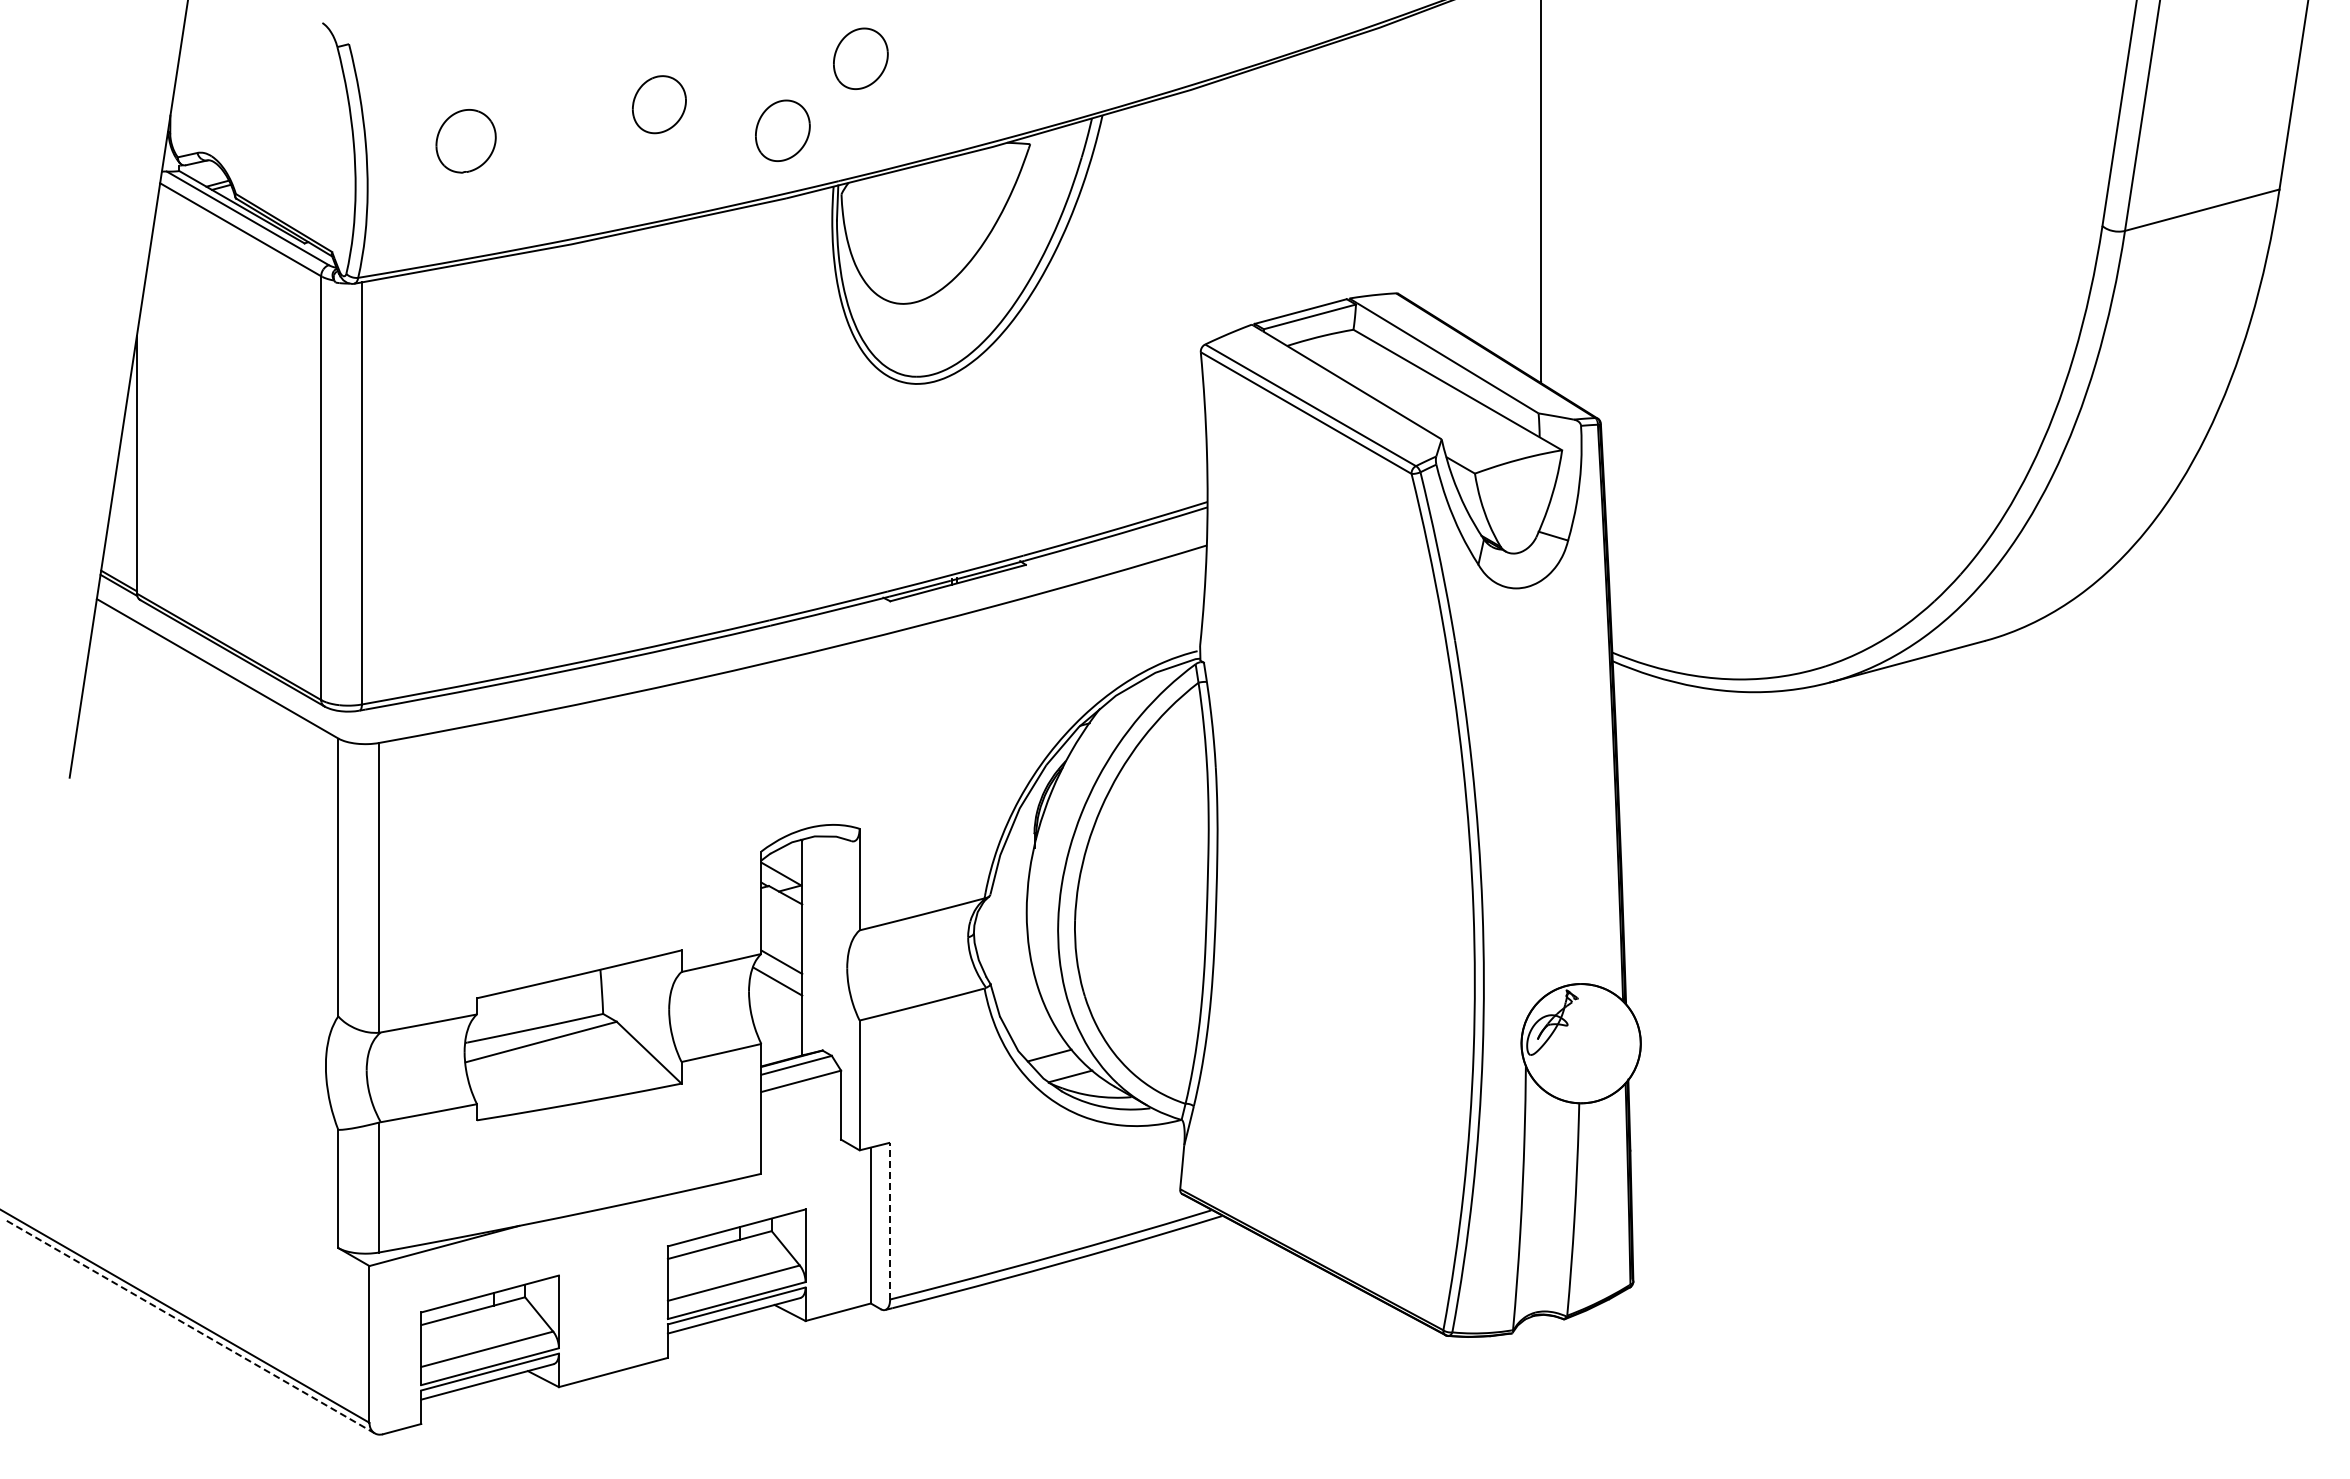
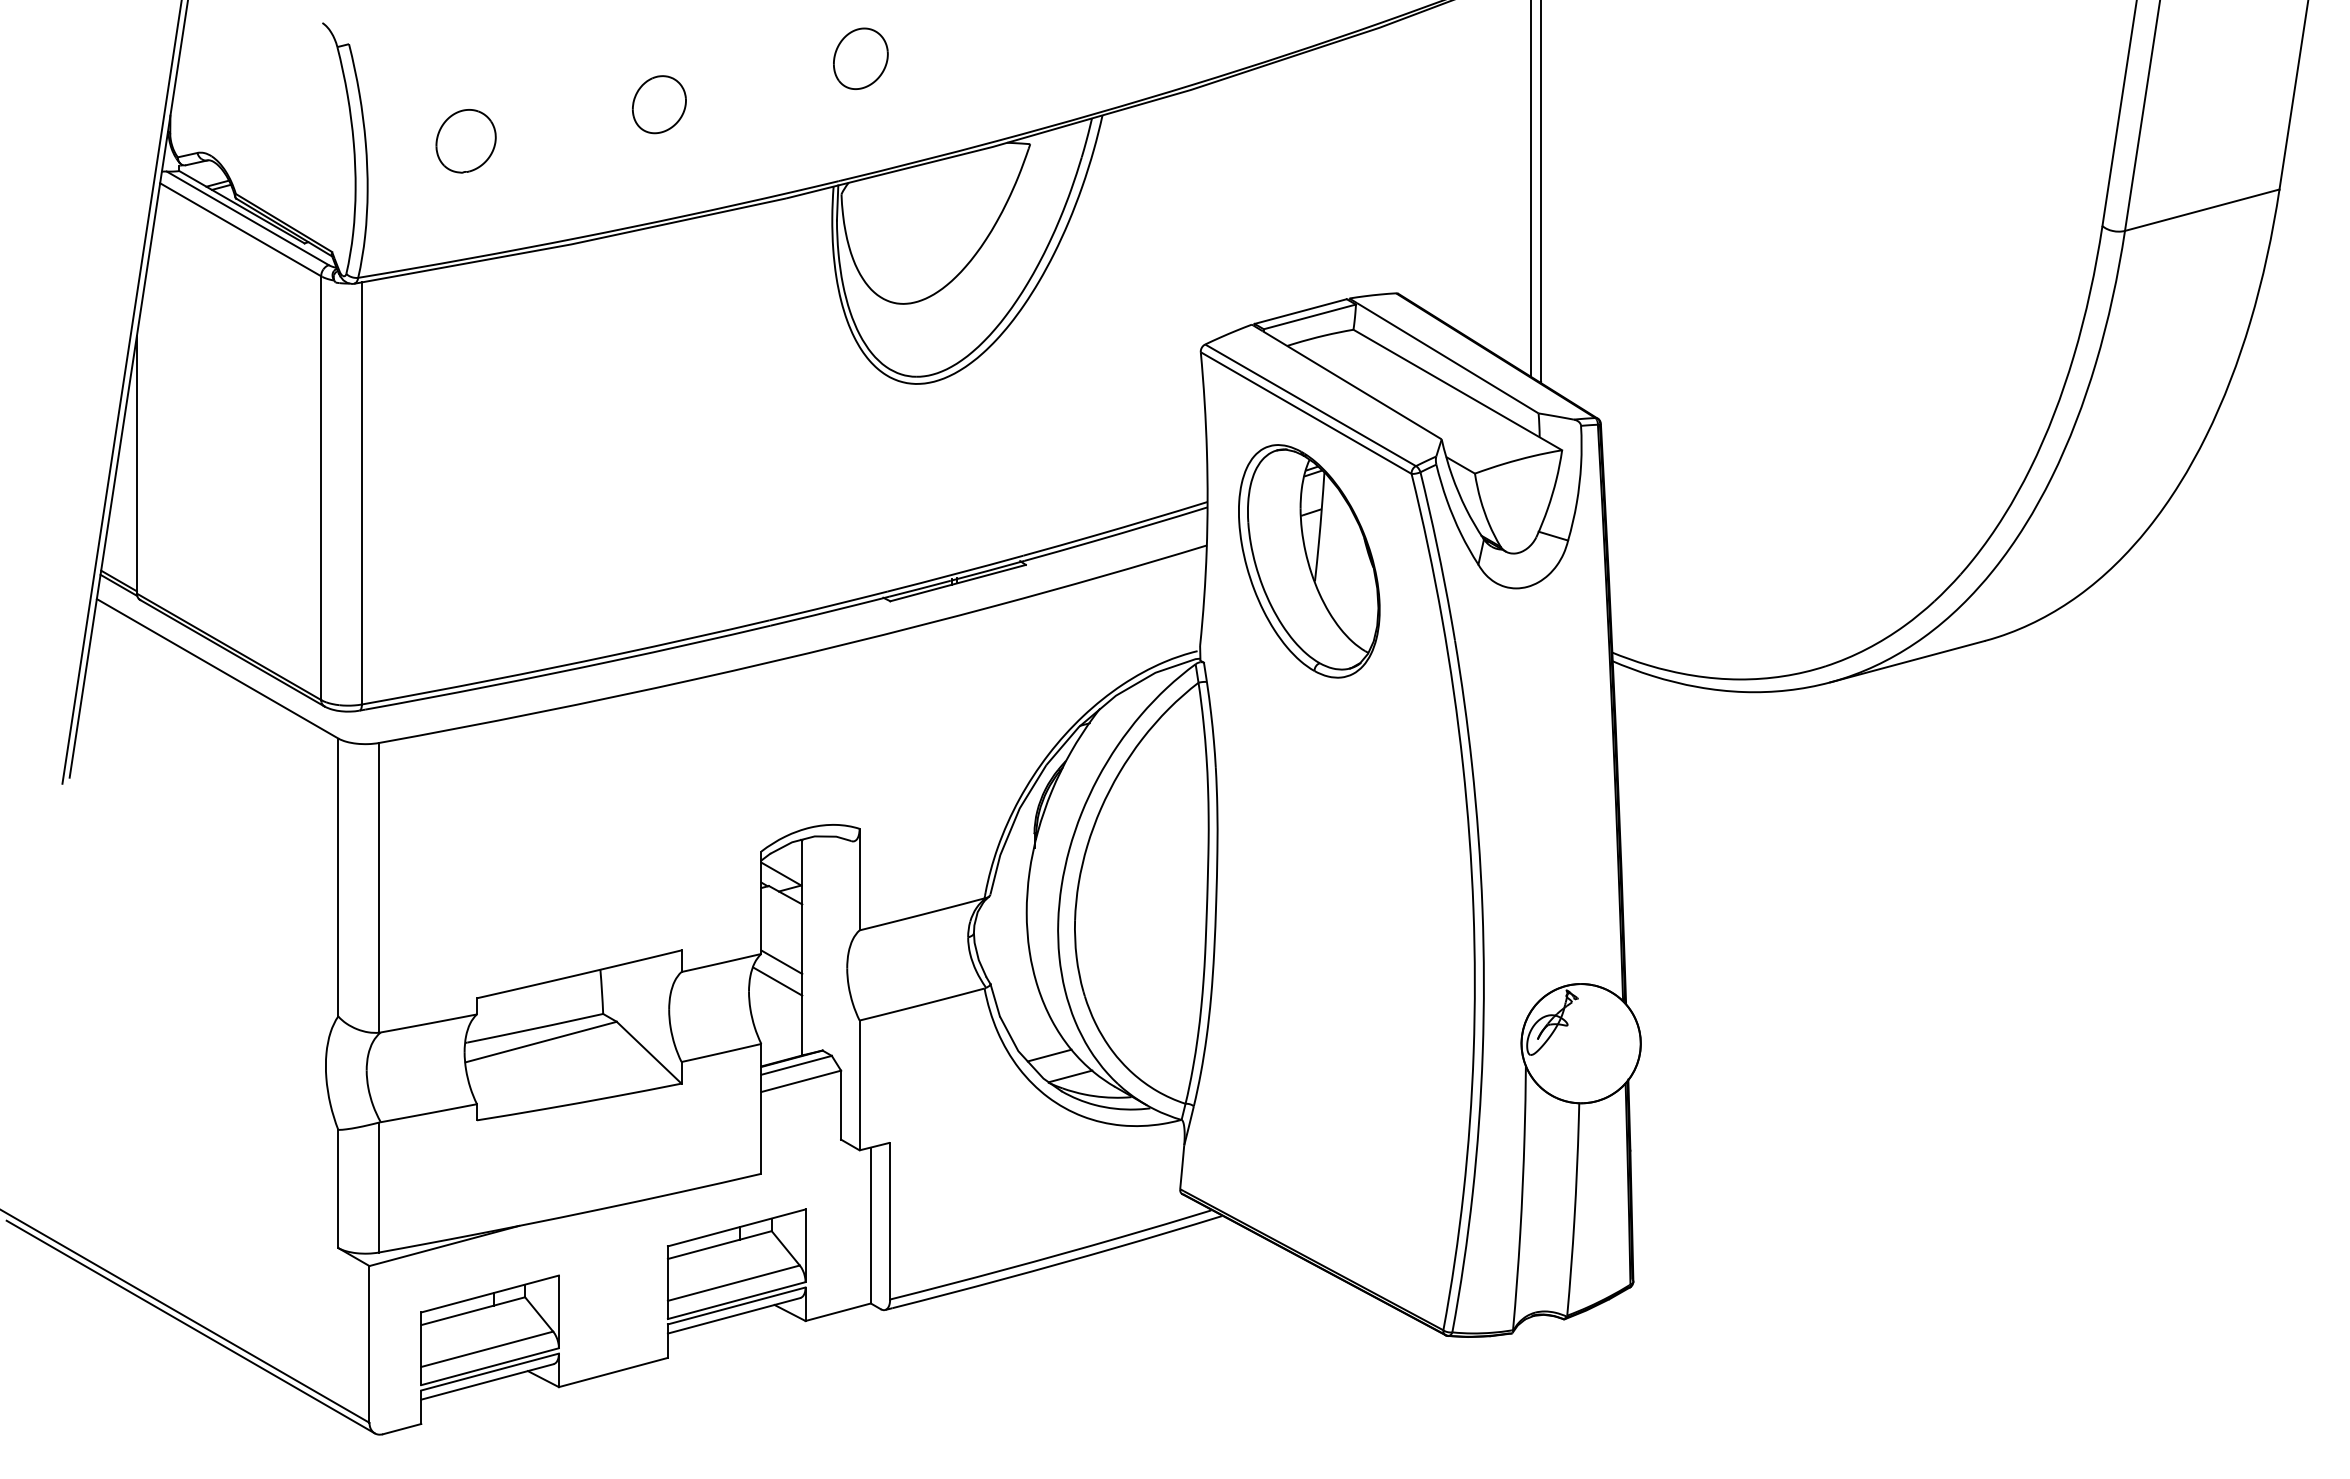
part: present -> none (782, 130)
line: none -> present (1531, 189)
line: none -> present (121, 392)
part: none -> present (1309, 561)
line: dashed -> solid (890, 1220)
line: dashed -> solid (190, 1327)
